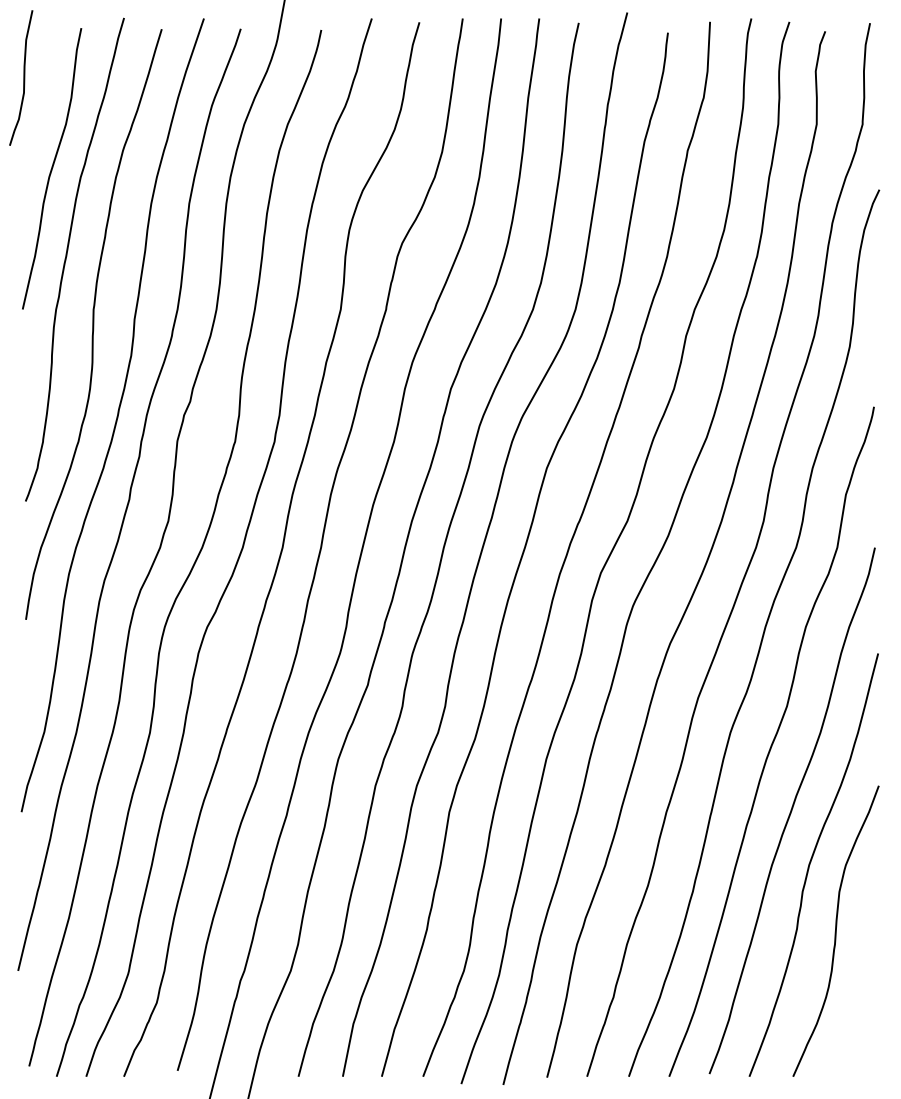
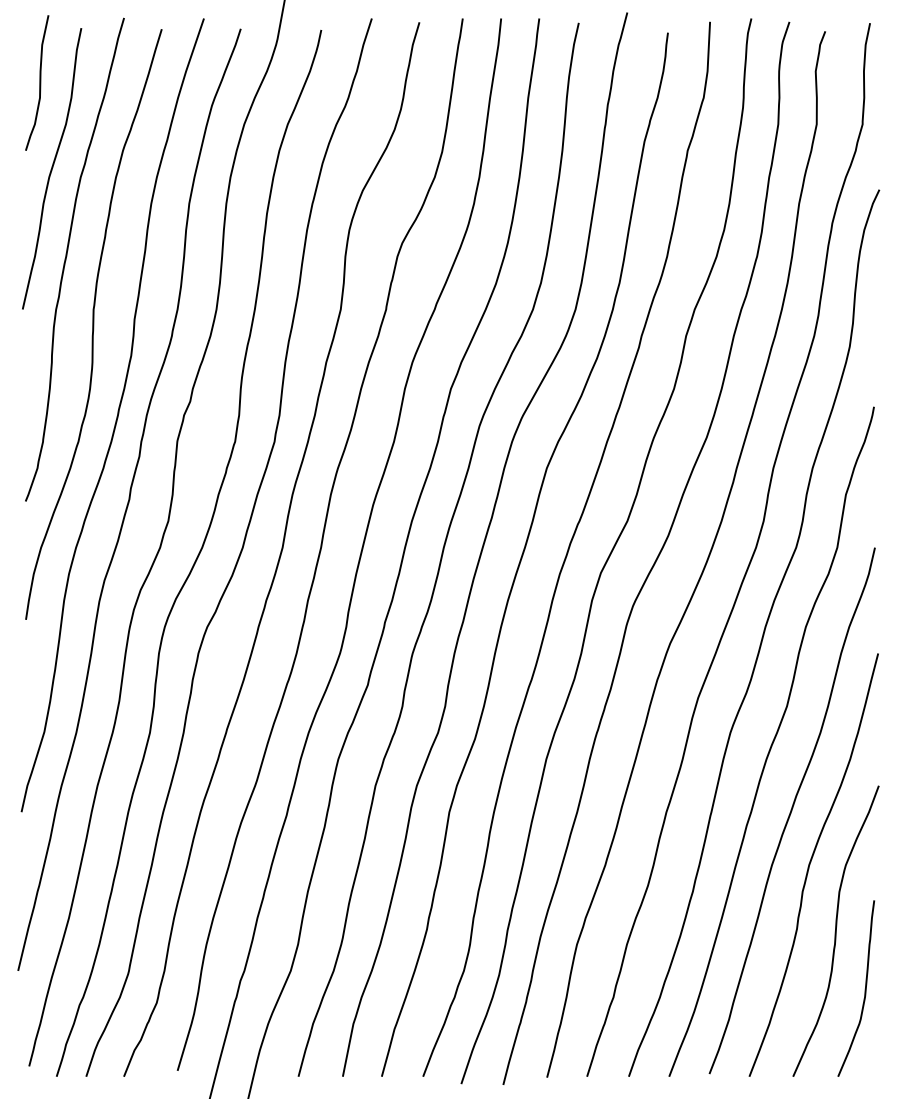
curve position: (23, 77) -> (39, 82) (39, 82)
curve: none -> present (864, 989)
